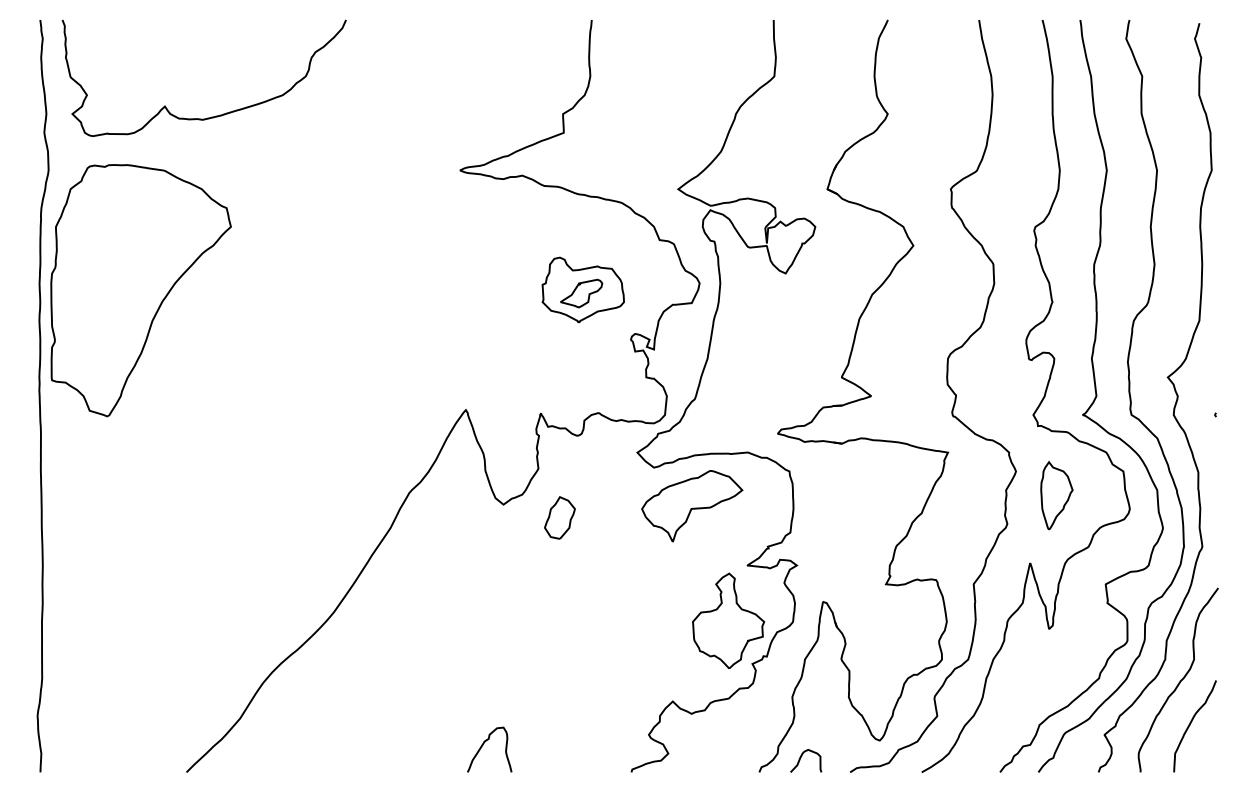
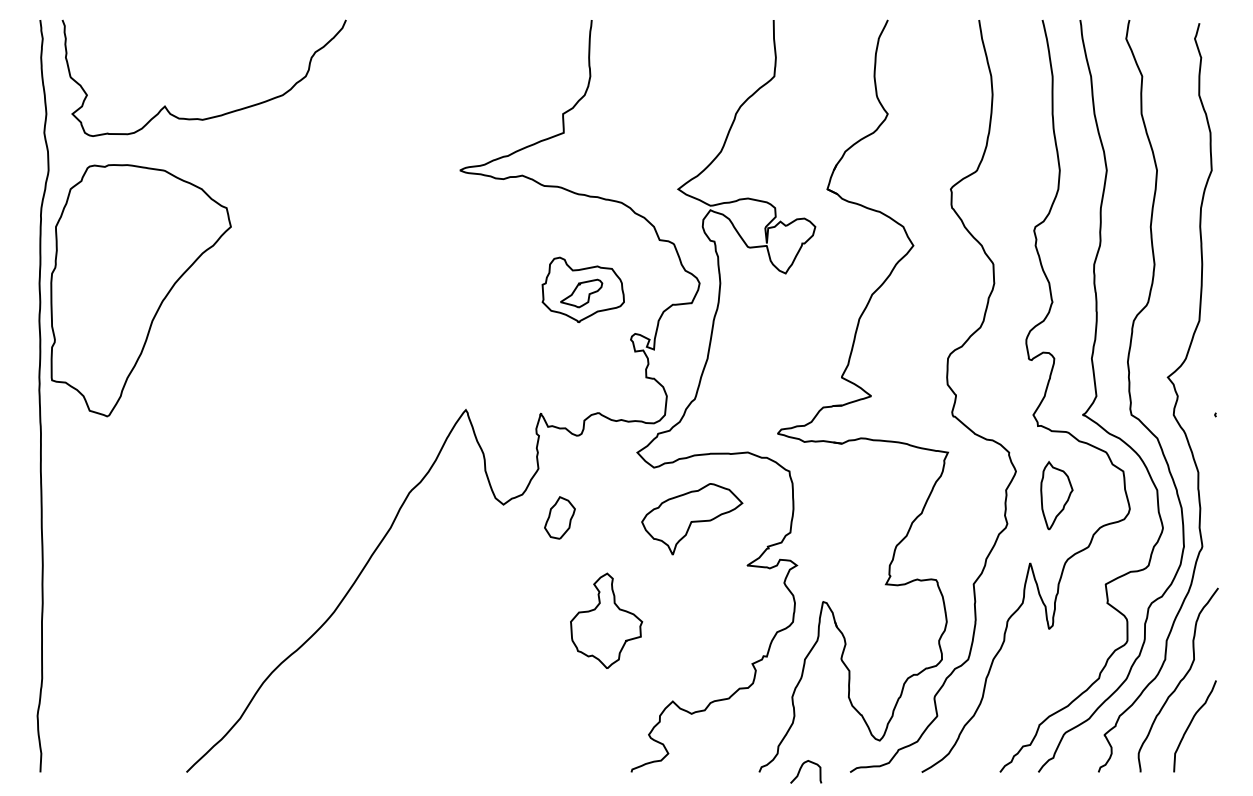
part position: (692, 506) -> (692, 519) (692, 519)
part position: (728, 620) -> (606, 620) (606, 620)
curve: present -> none (483, 745)
curve position: (802, 756) -> (802, 767) (802, 767)
